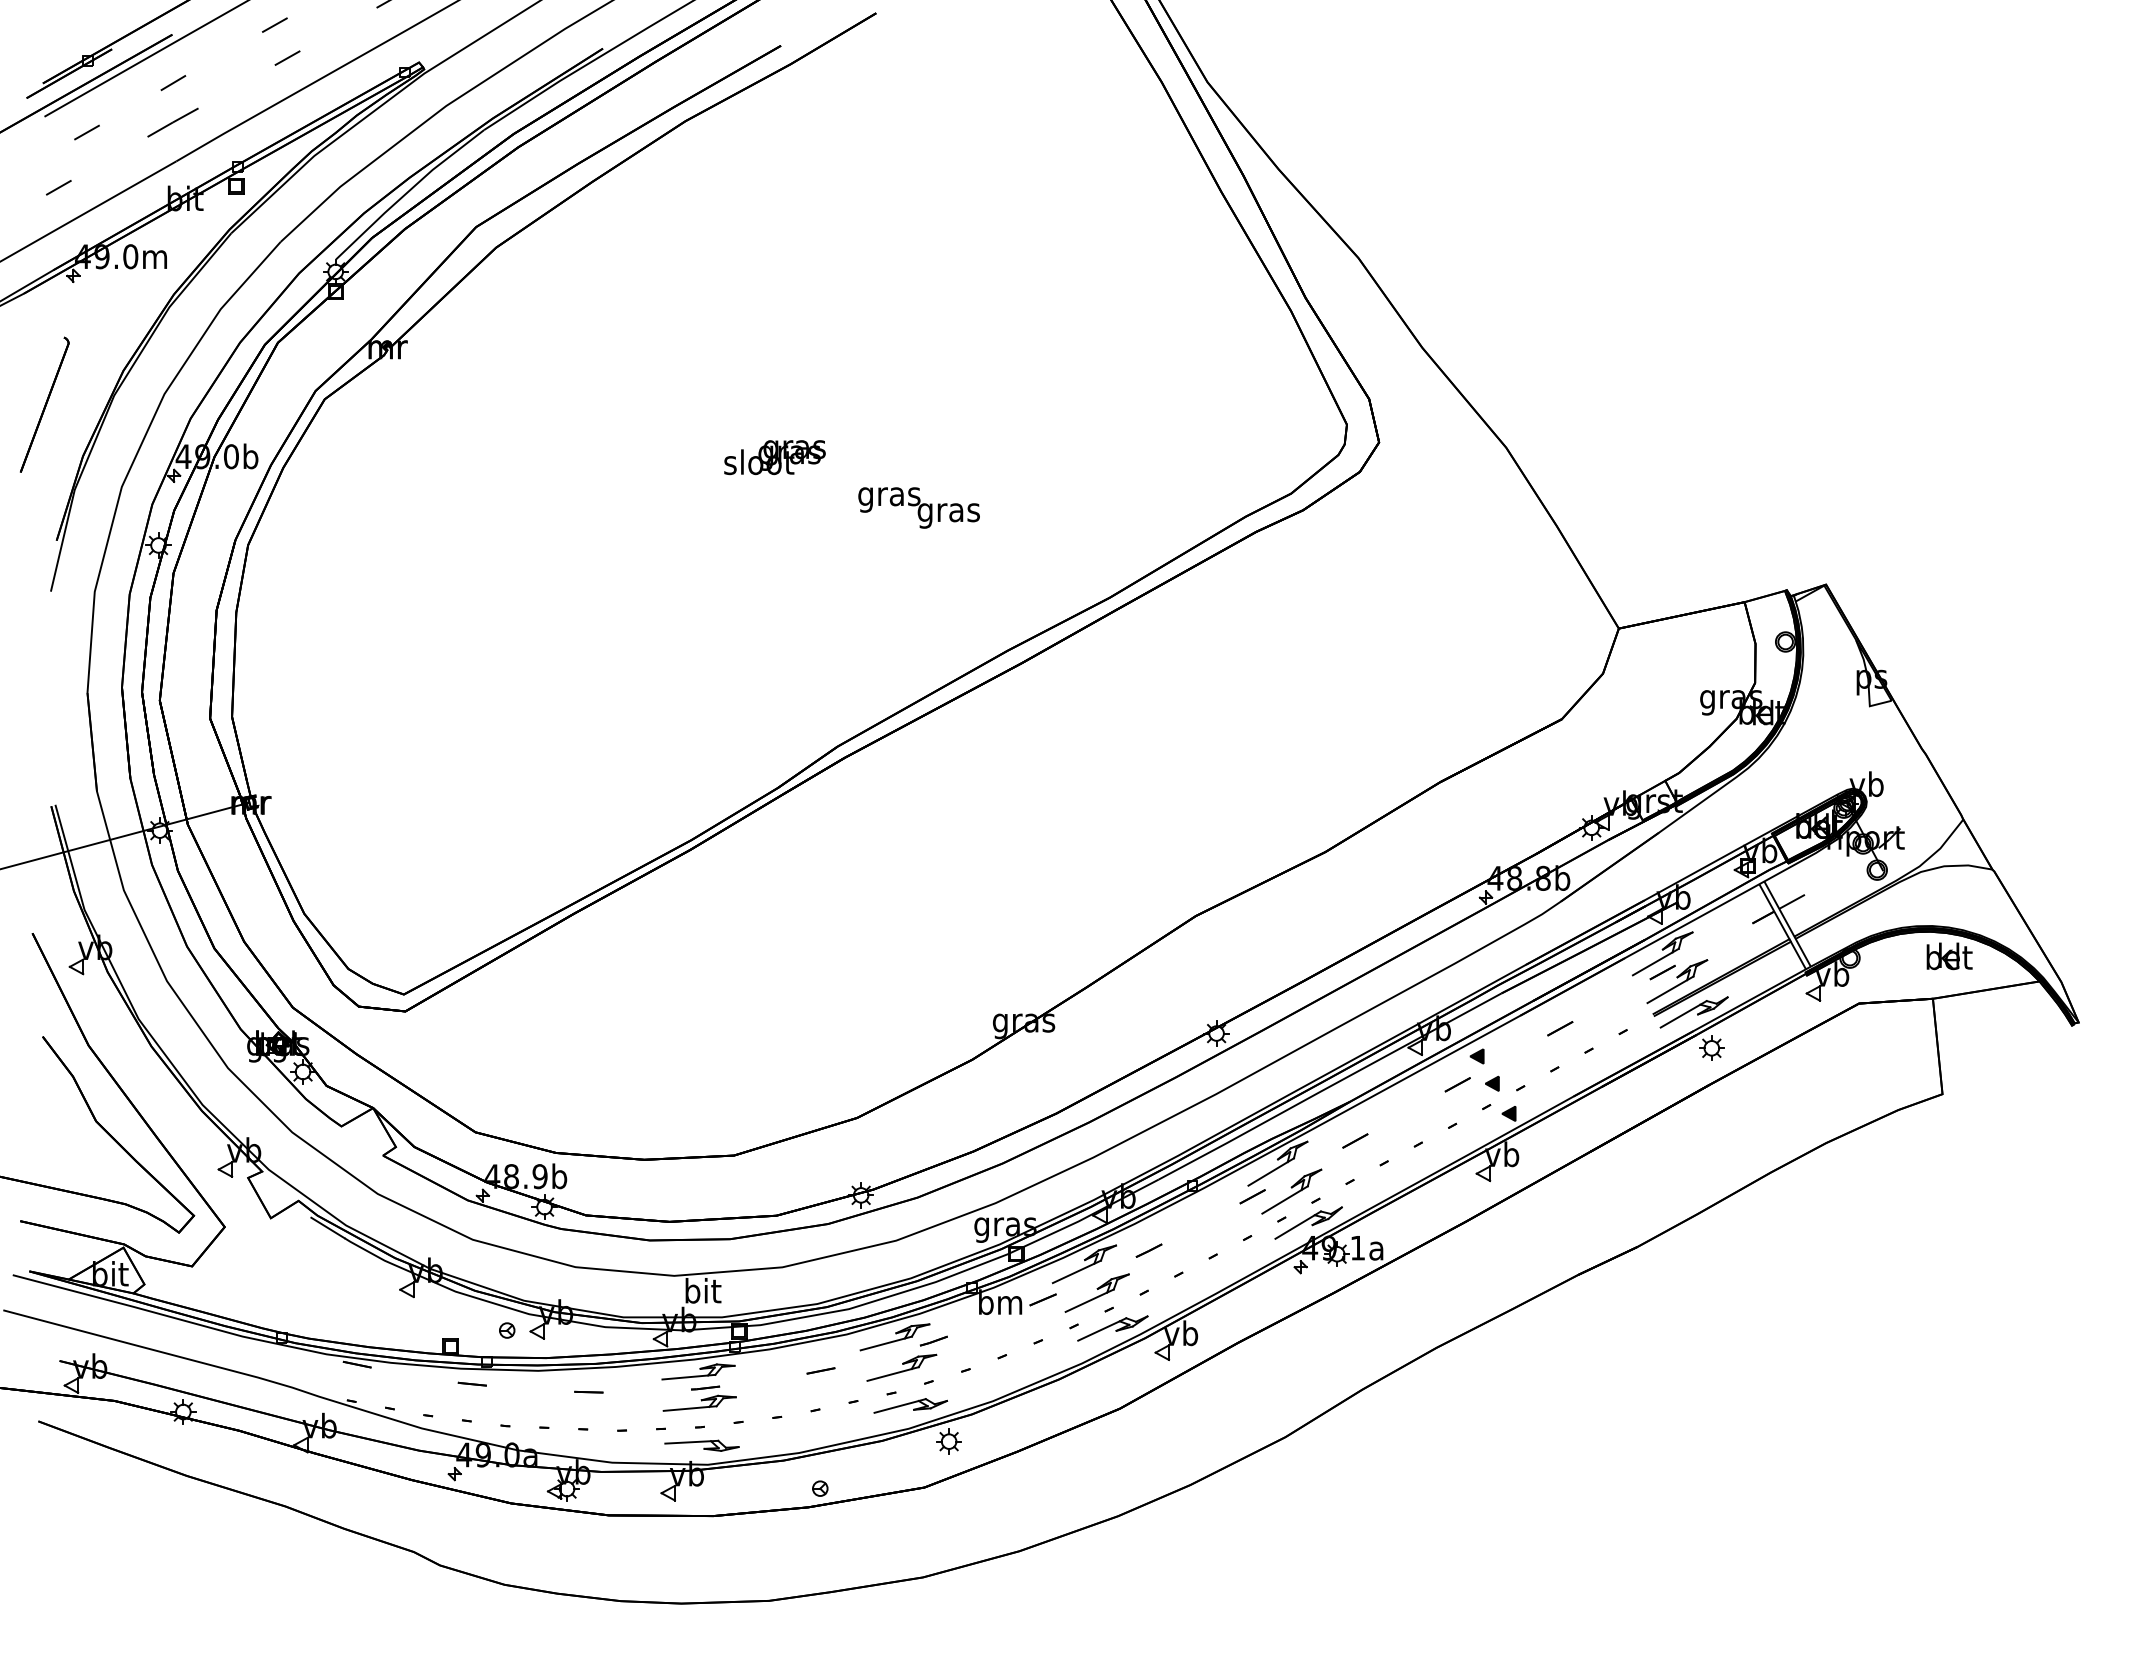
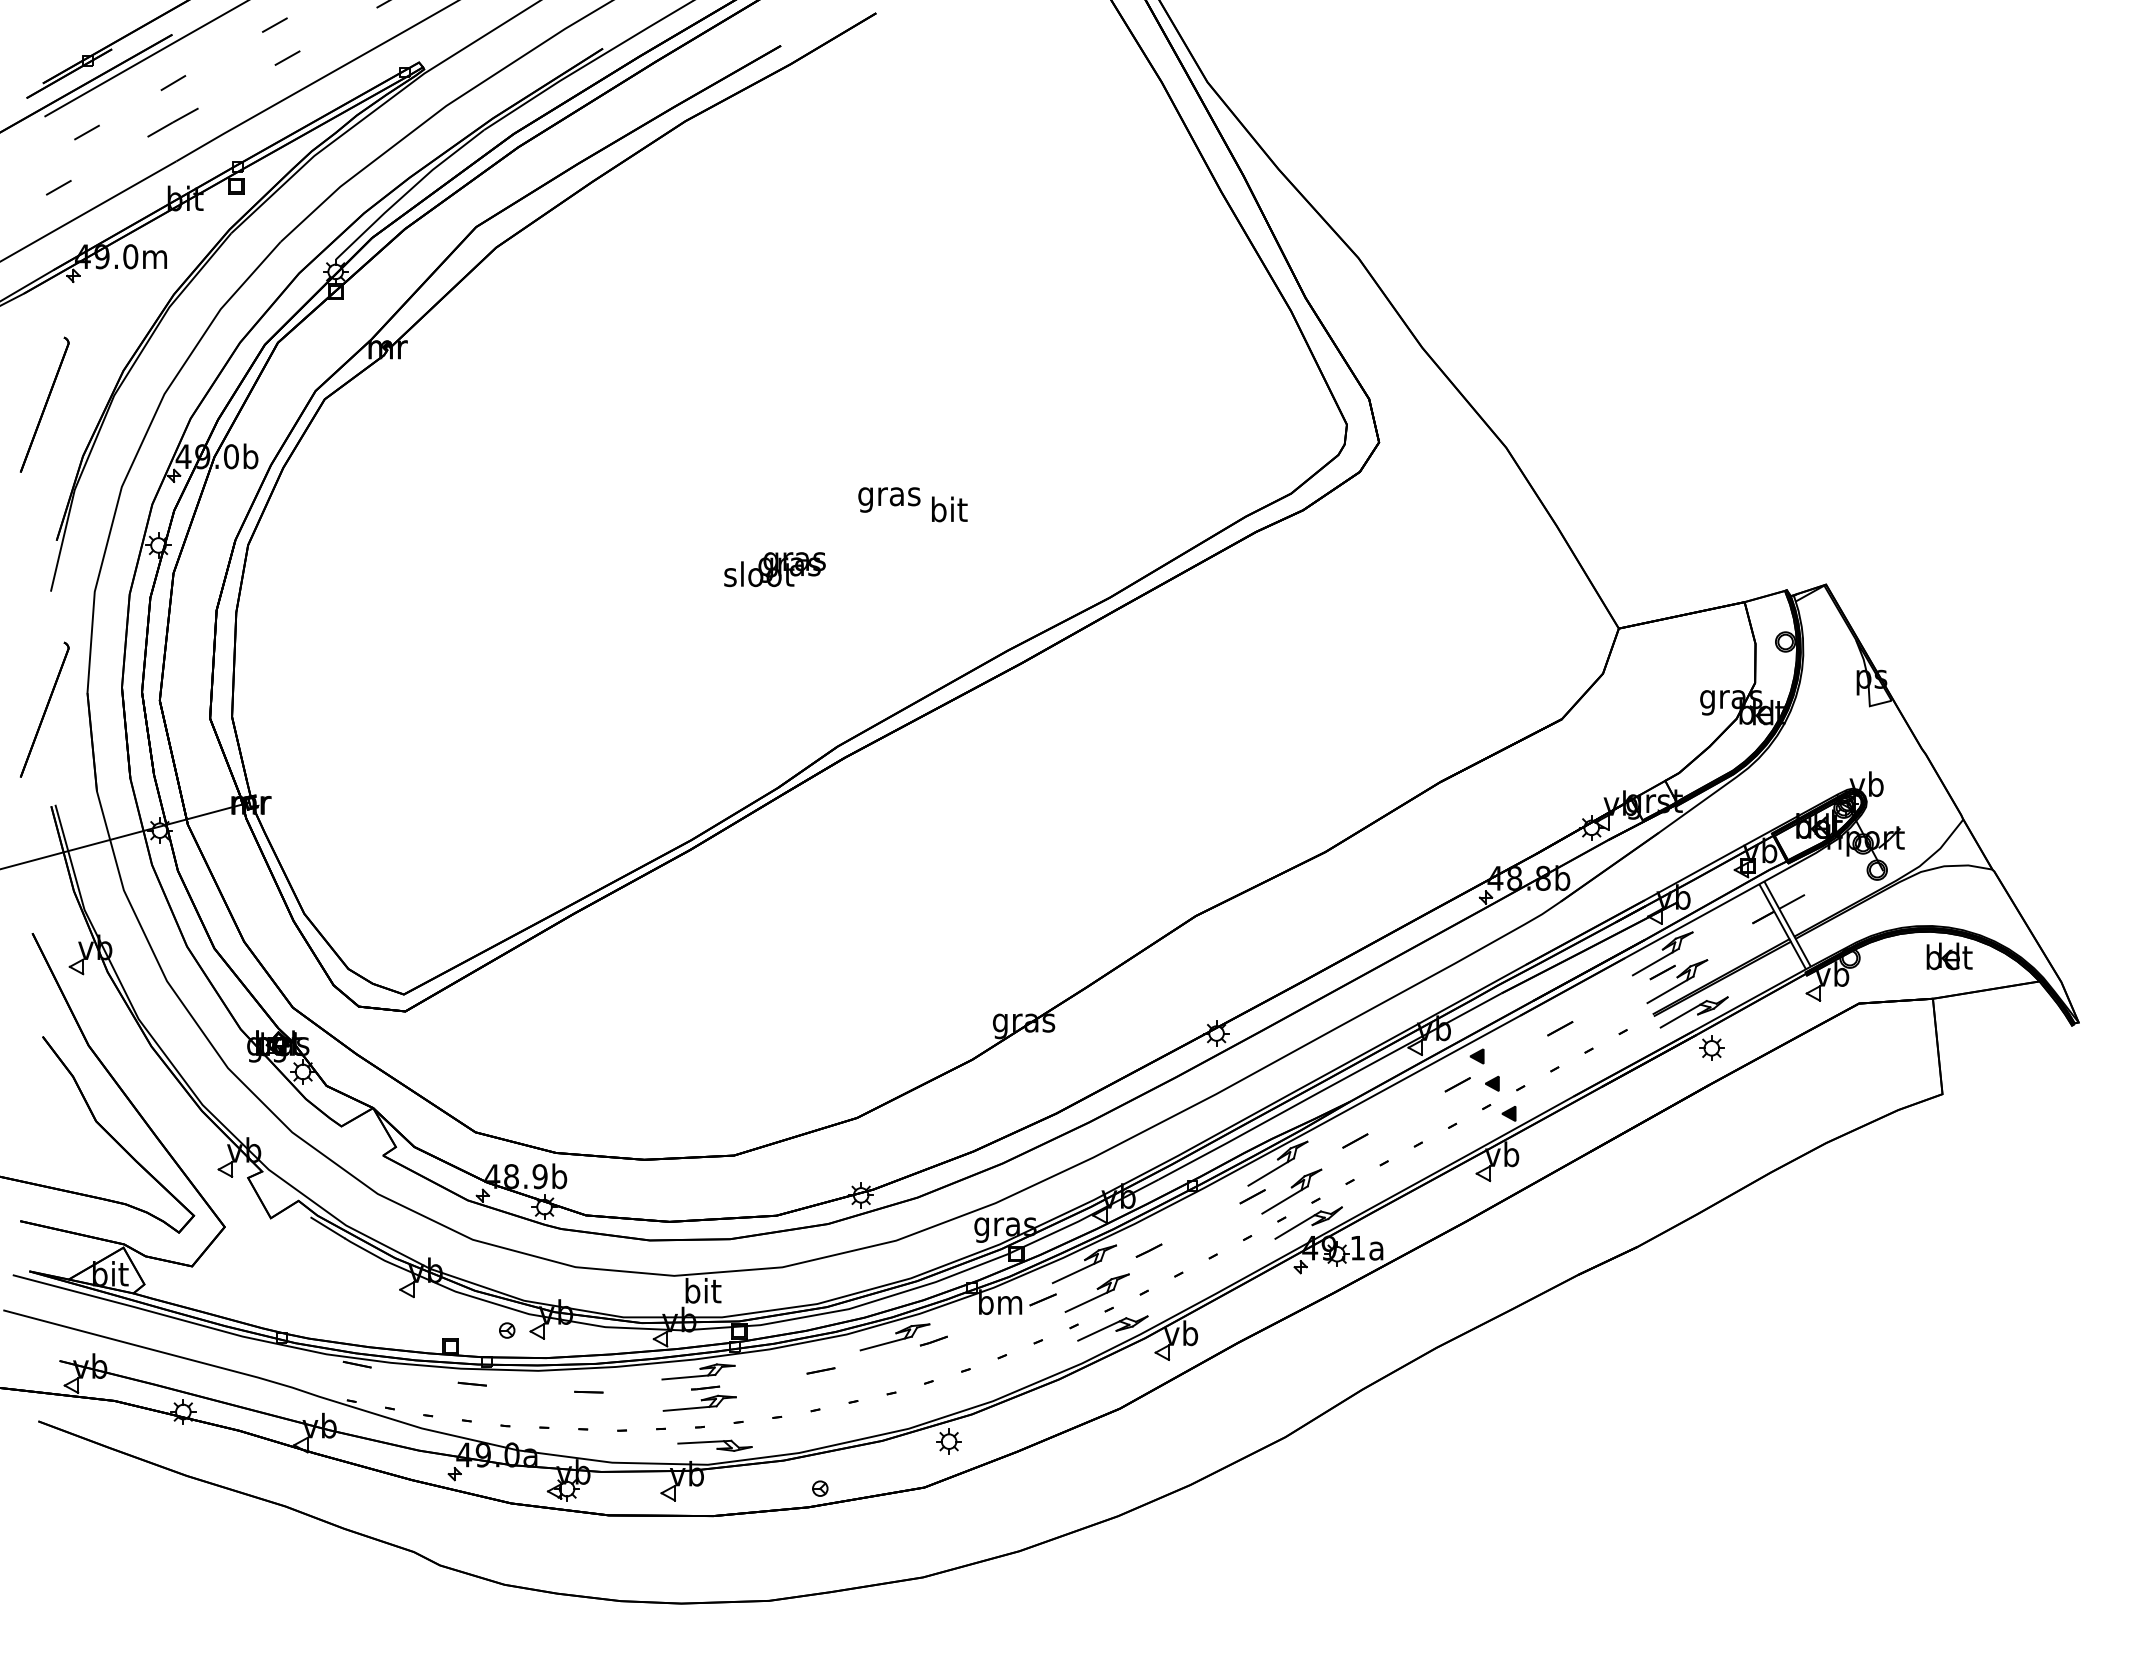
text position: (774, 457) -> (774, 569) (774, 569)
text: gras -> bit (948, 512)
part: none -> present (44, 709)
part: present -> none (901, 1367)
part: present -> none (910, 1405)
part position: (701, 1445) -> (714, 1445) (714, 1445)
